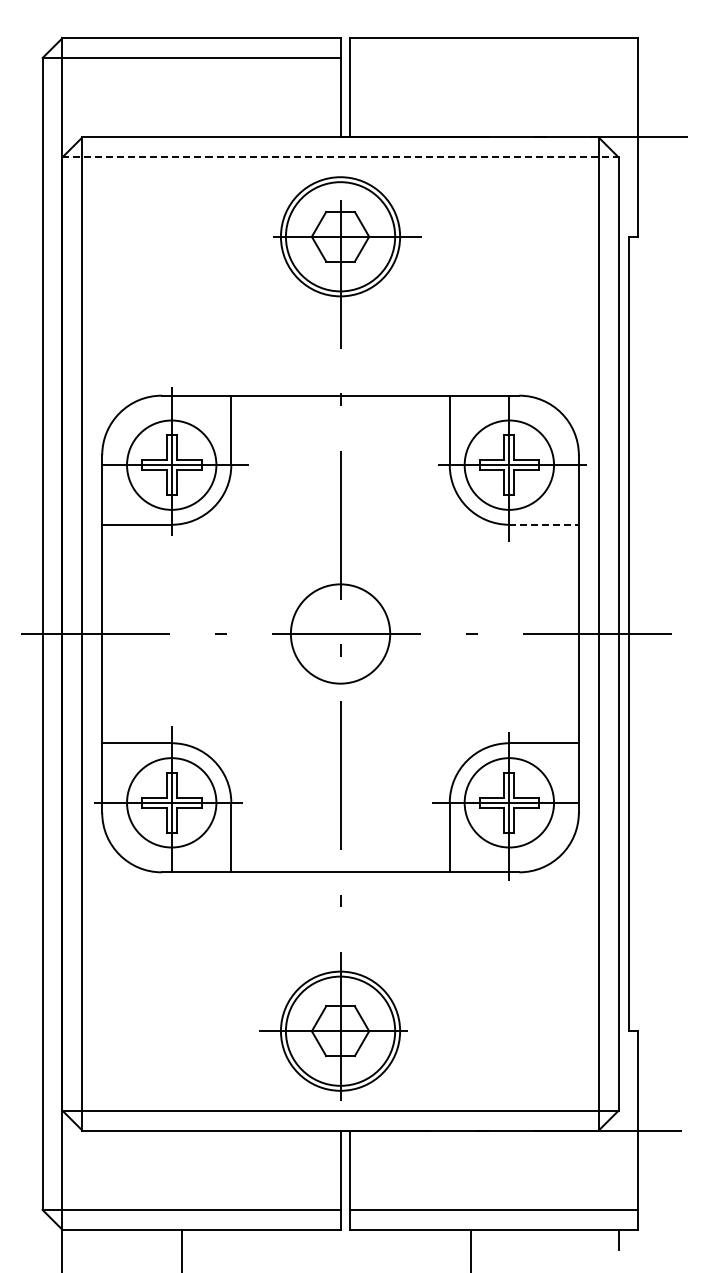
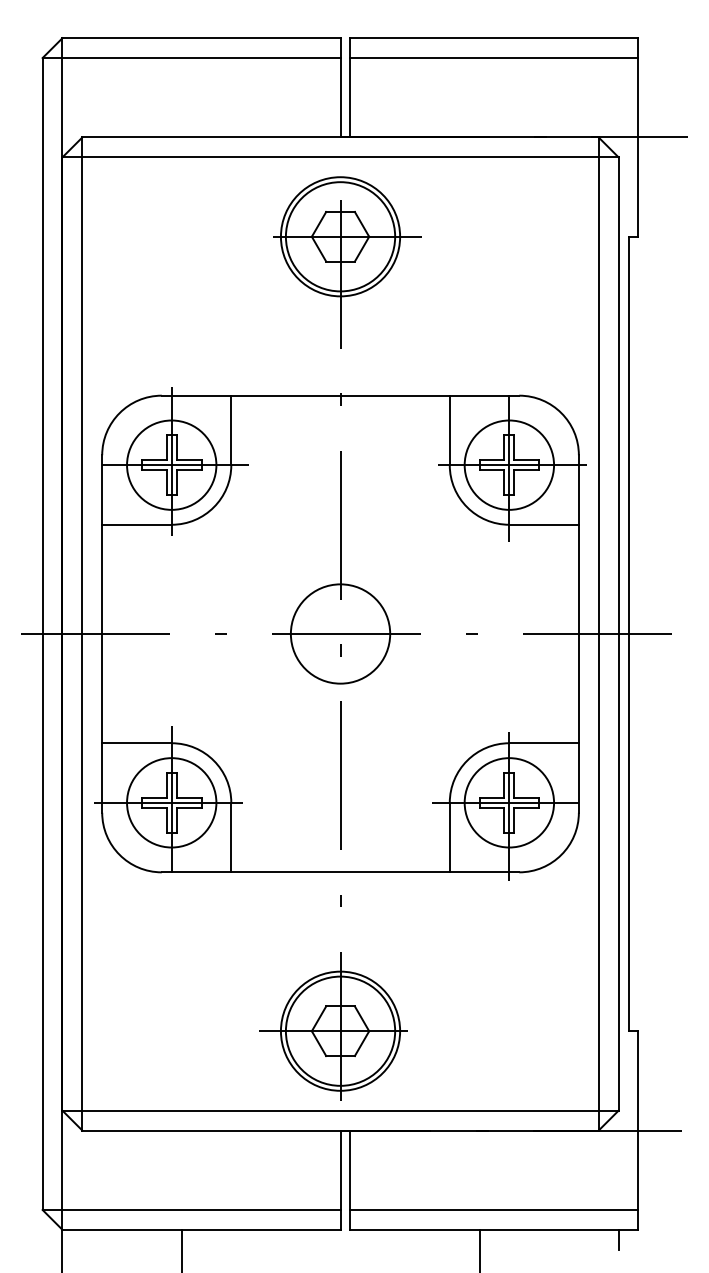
line: none -> present (494, 58)
line: dashed -> solid (341, 157)
line: dashed -> solid (544, 524)
line position: (470, 1249) -> (479, 1249) (479, 1249)
